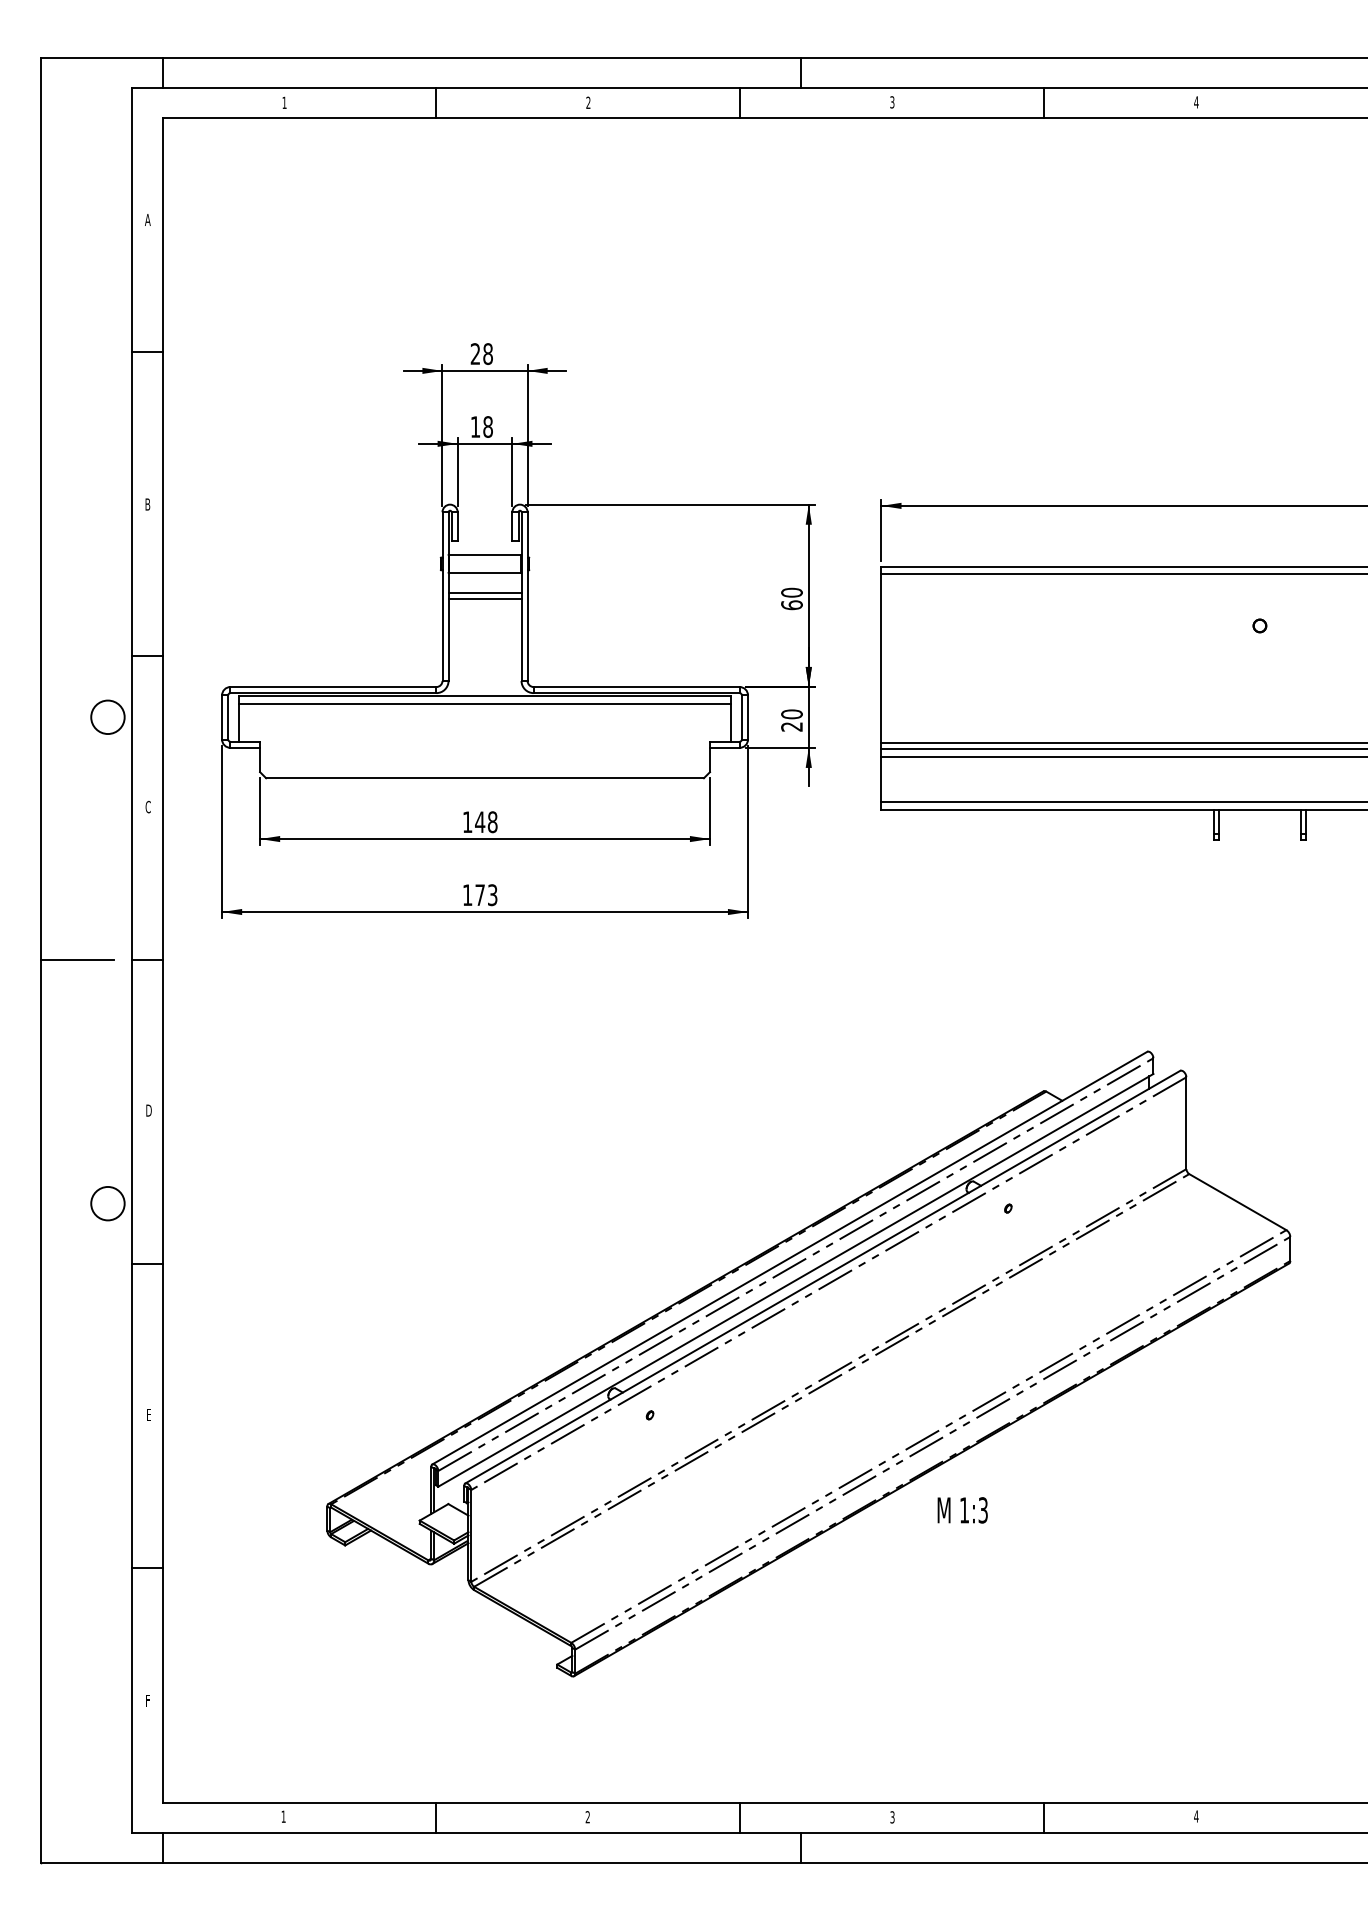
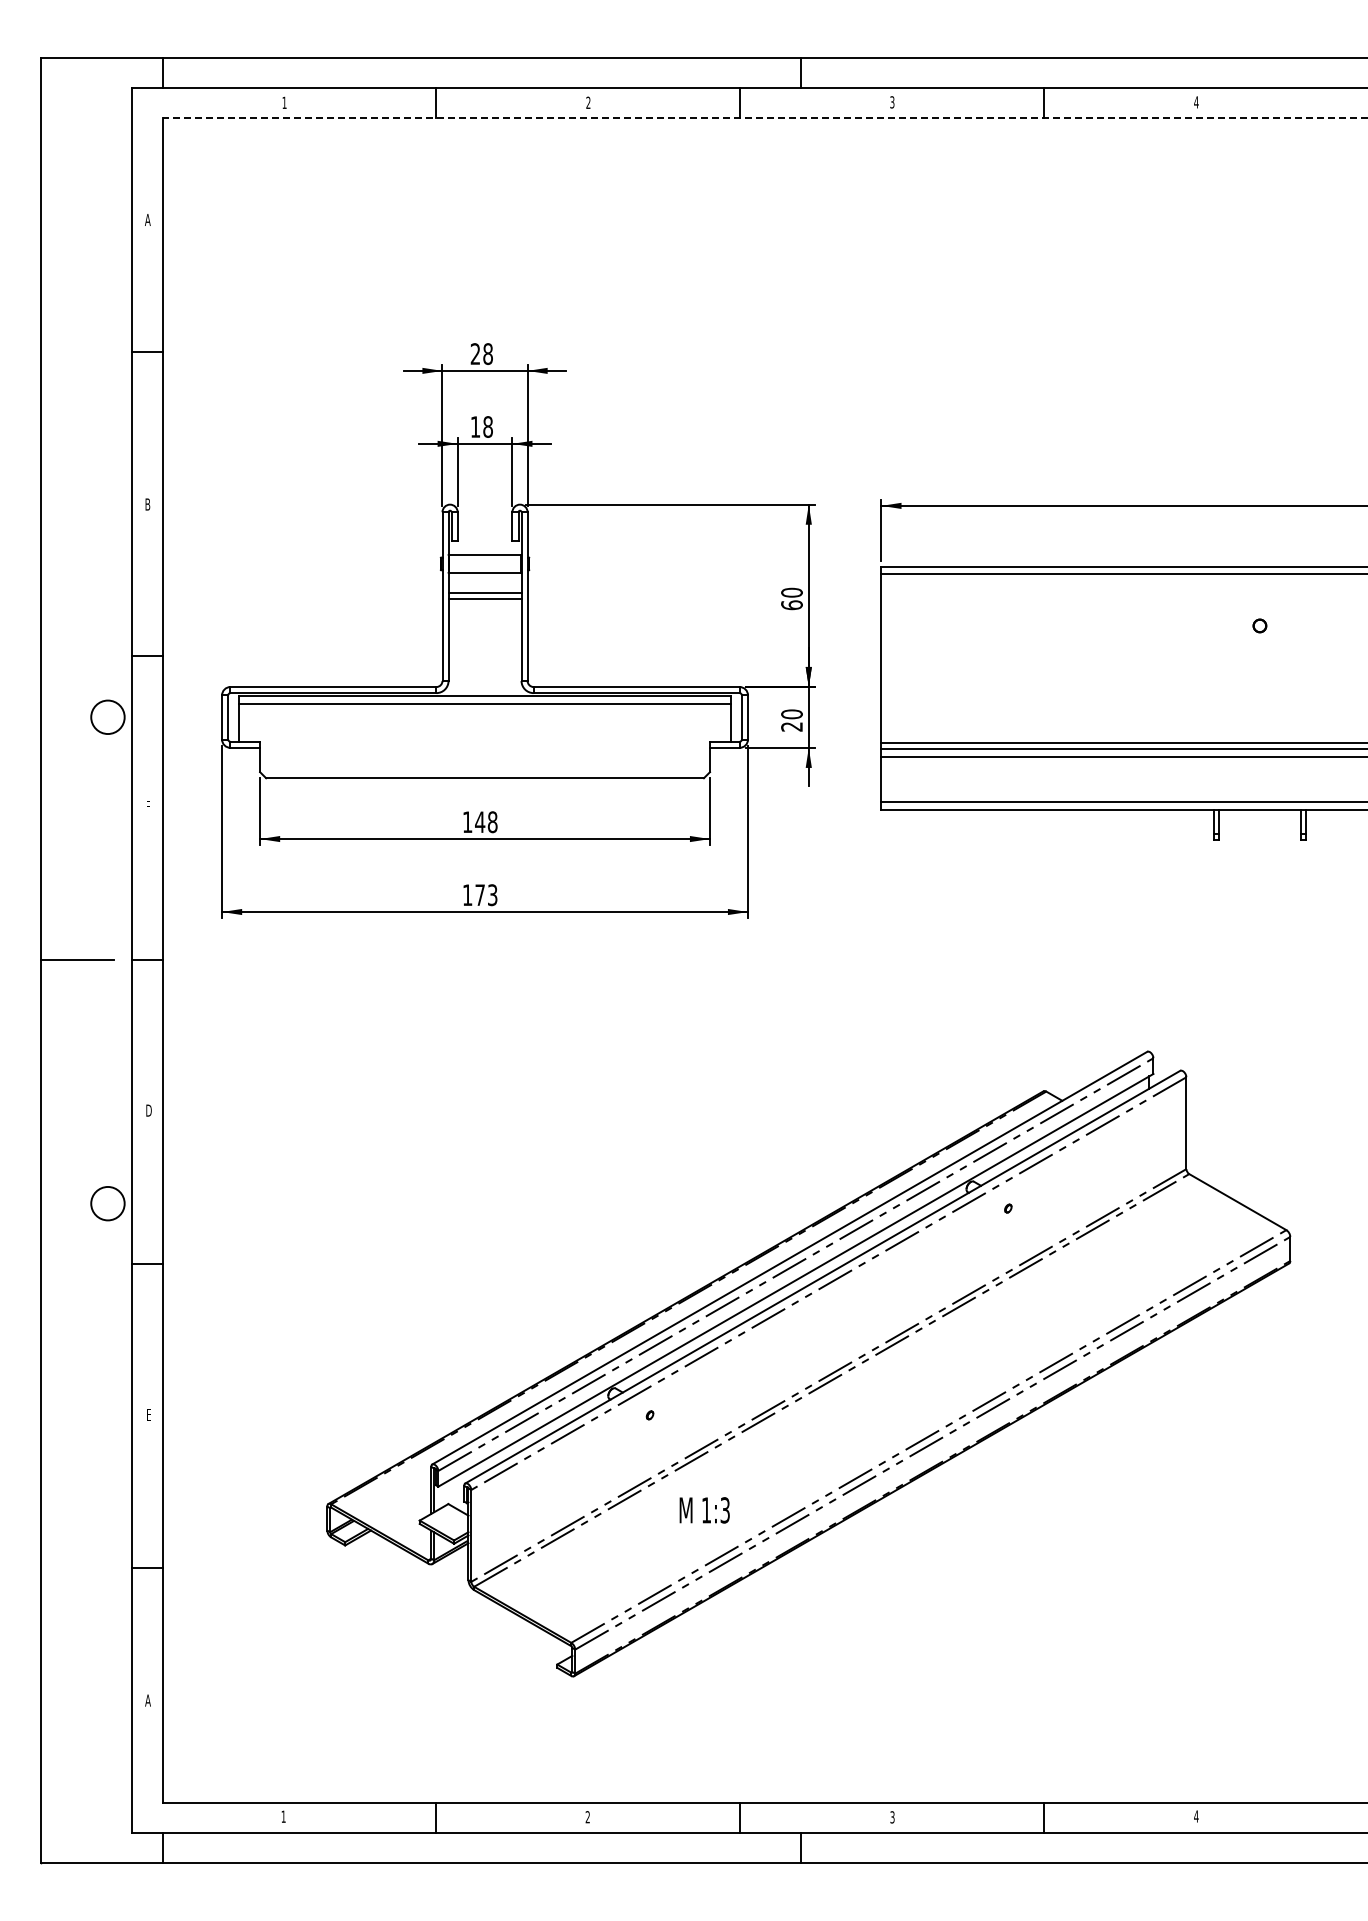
line: solid -> dashed (764, 118)
text: C -> F (147, 806)
text position: (962, 1510) -> (704, 1510) (704, 1510)
text: F -> A (147, 1700)
